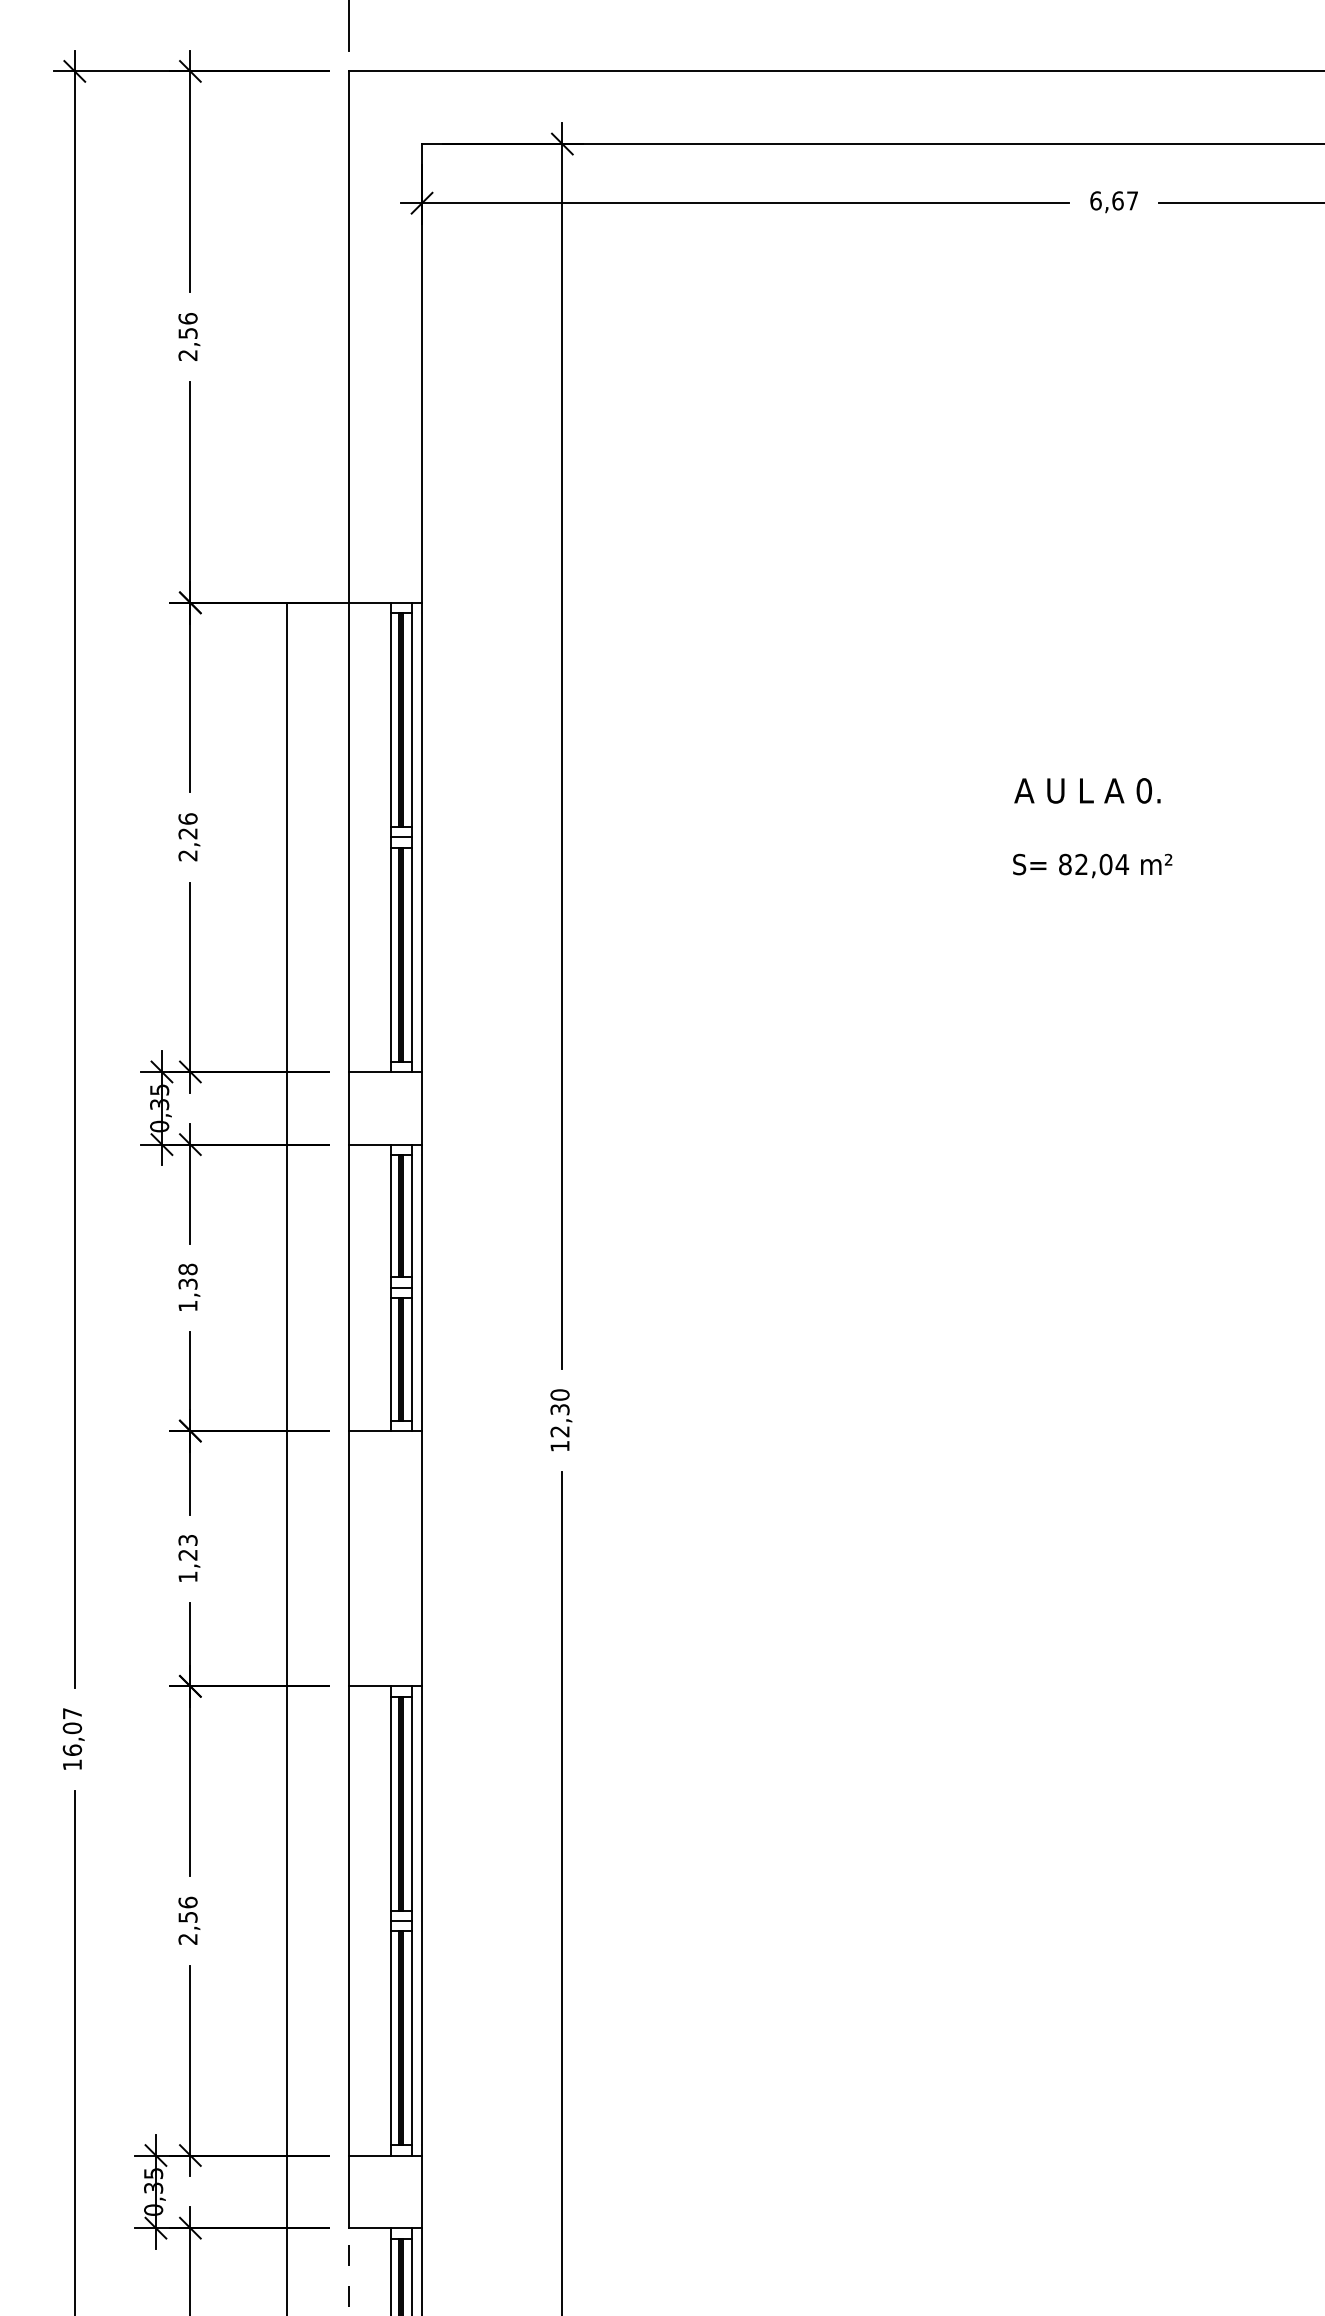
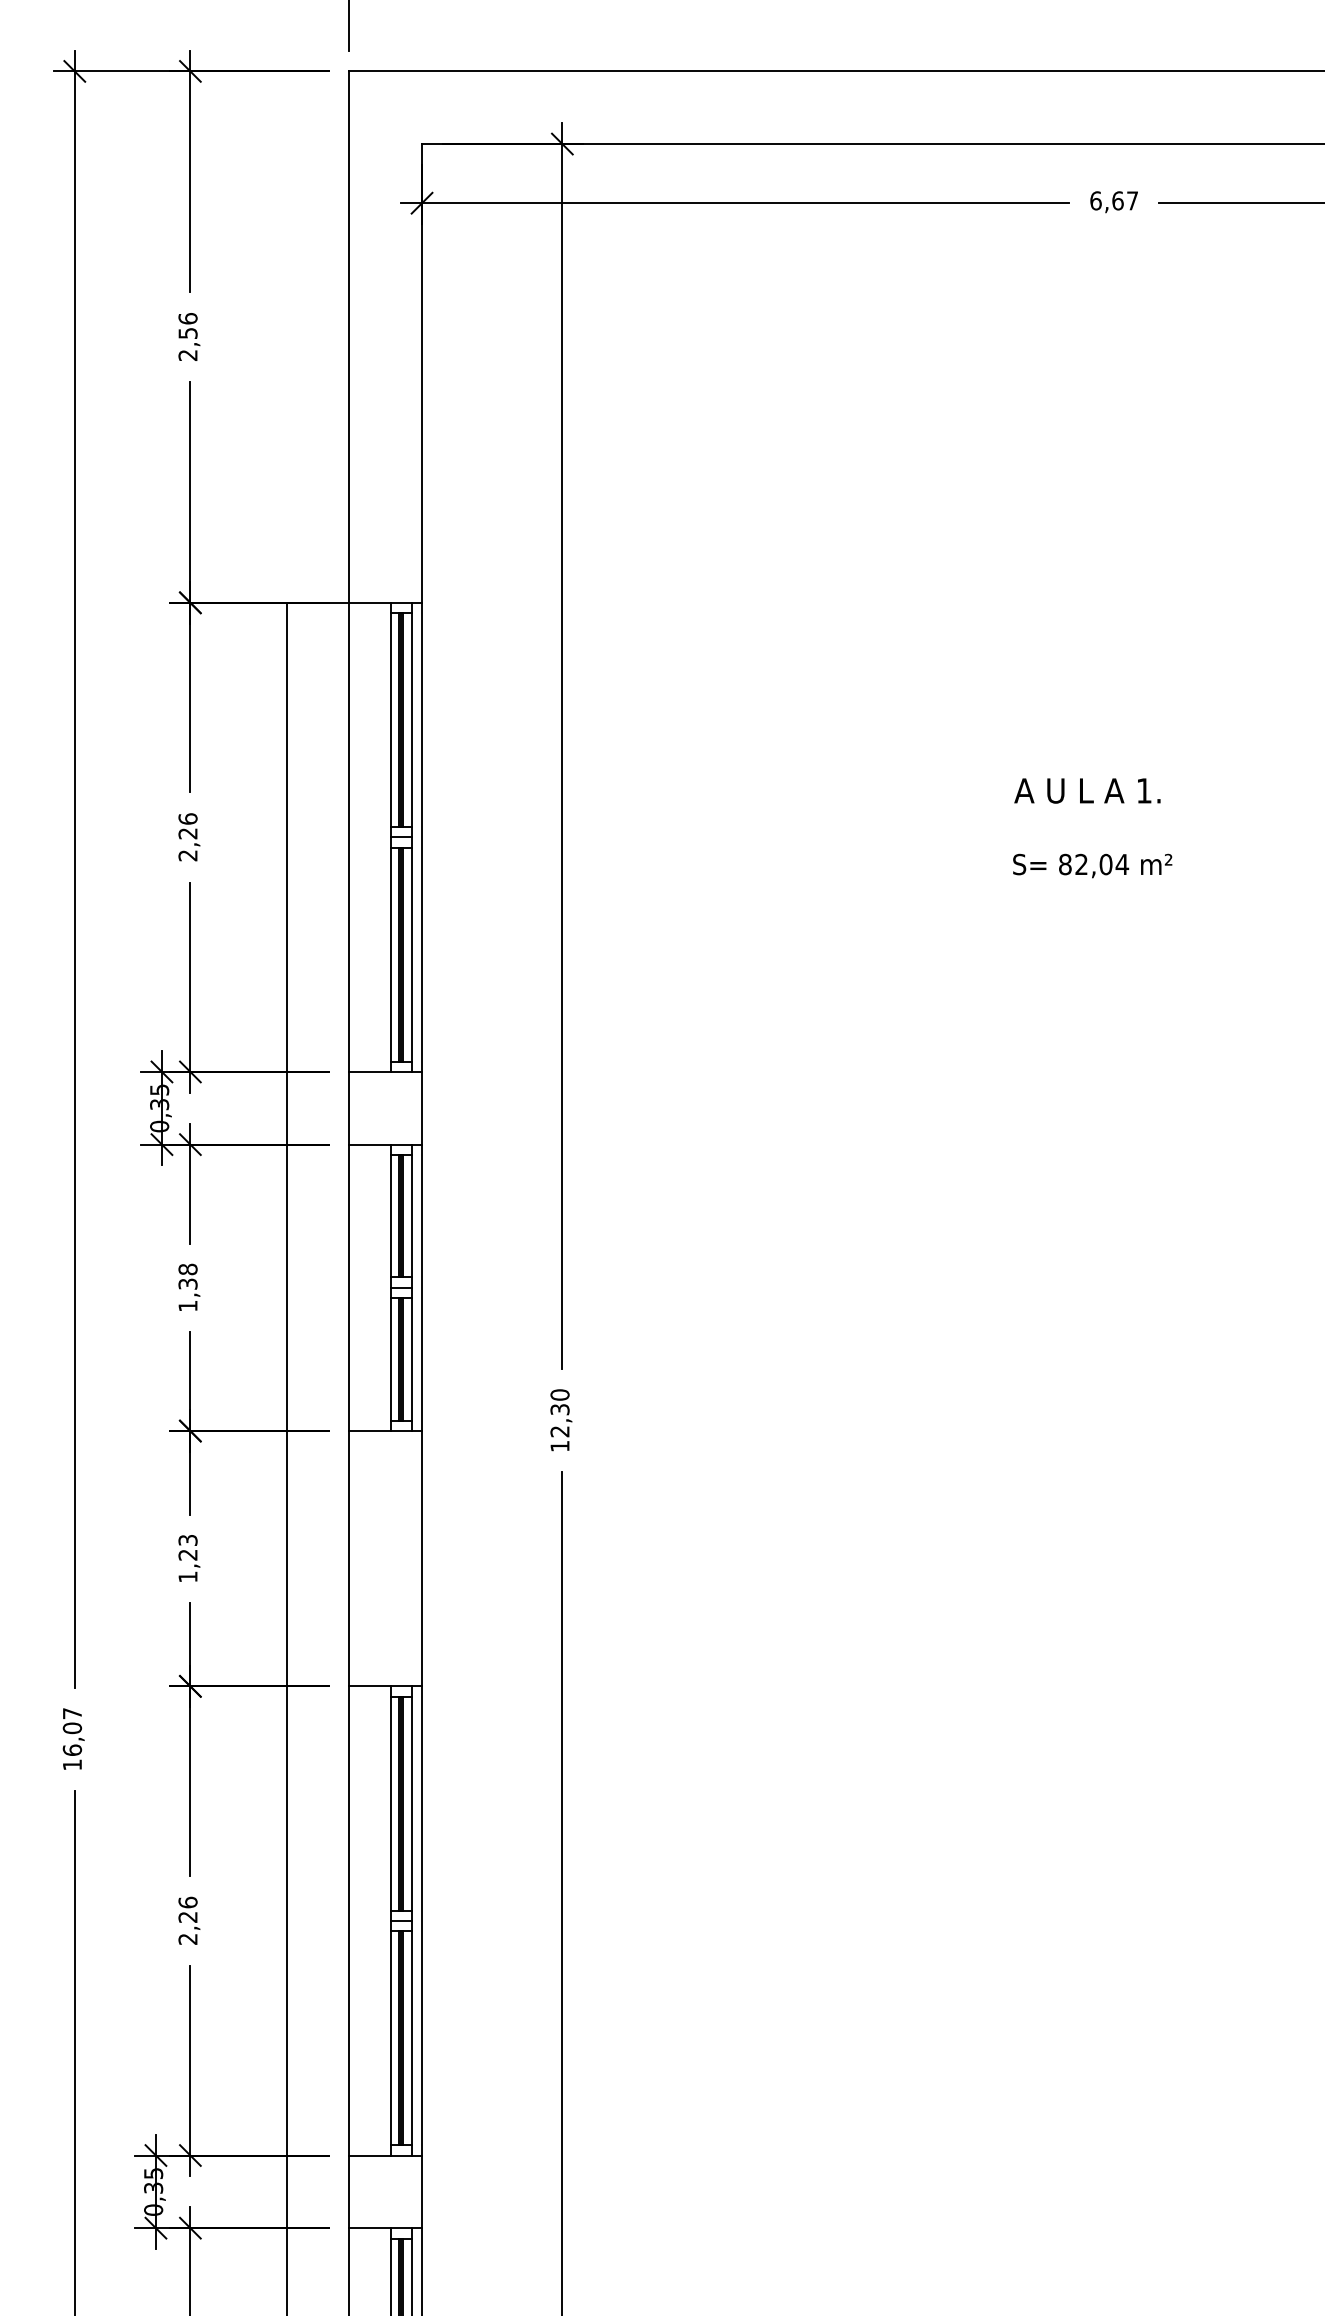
text: 0. -> 1. (1144, 790)
text: 2,56 -> 2,26 (187, 1917)
line: dashed -> solid (349, 2271)
